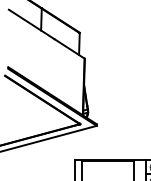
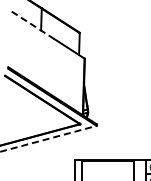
line: solid -> dashed (31, 24)
line: solid -> dashed (48, 138)
